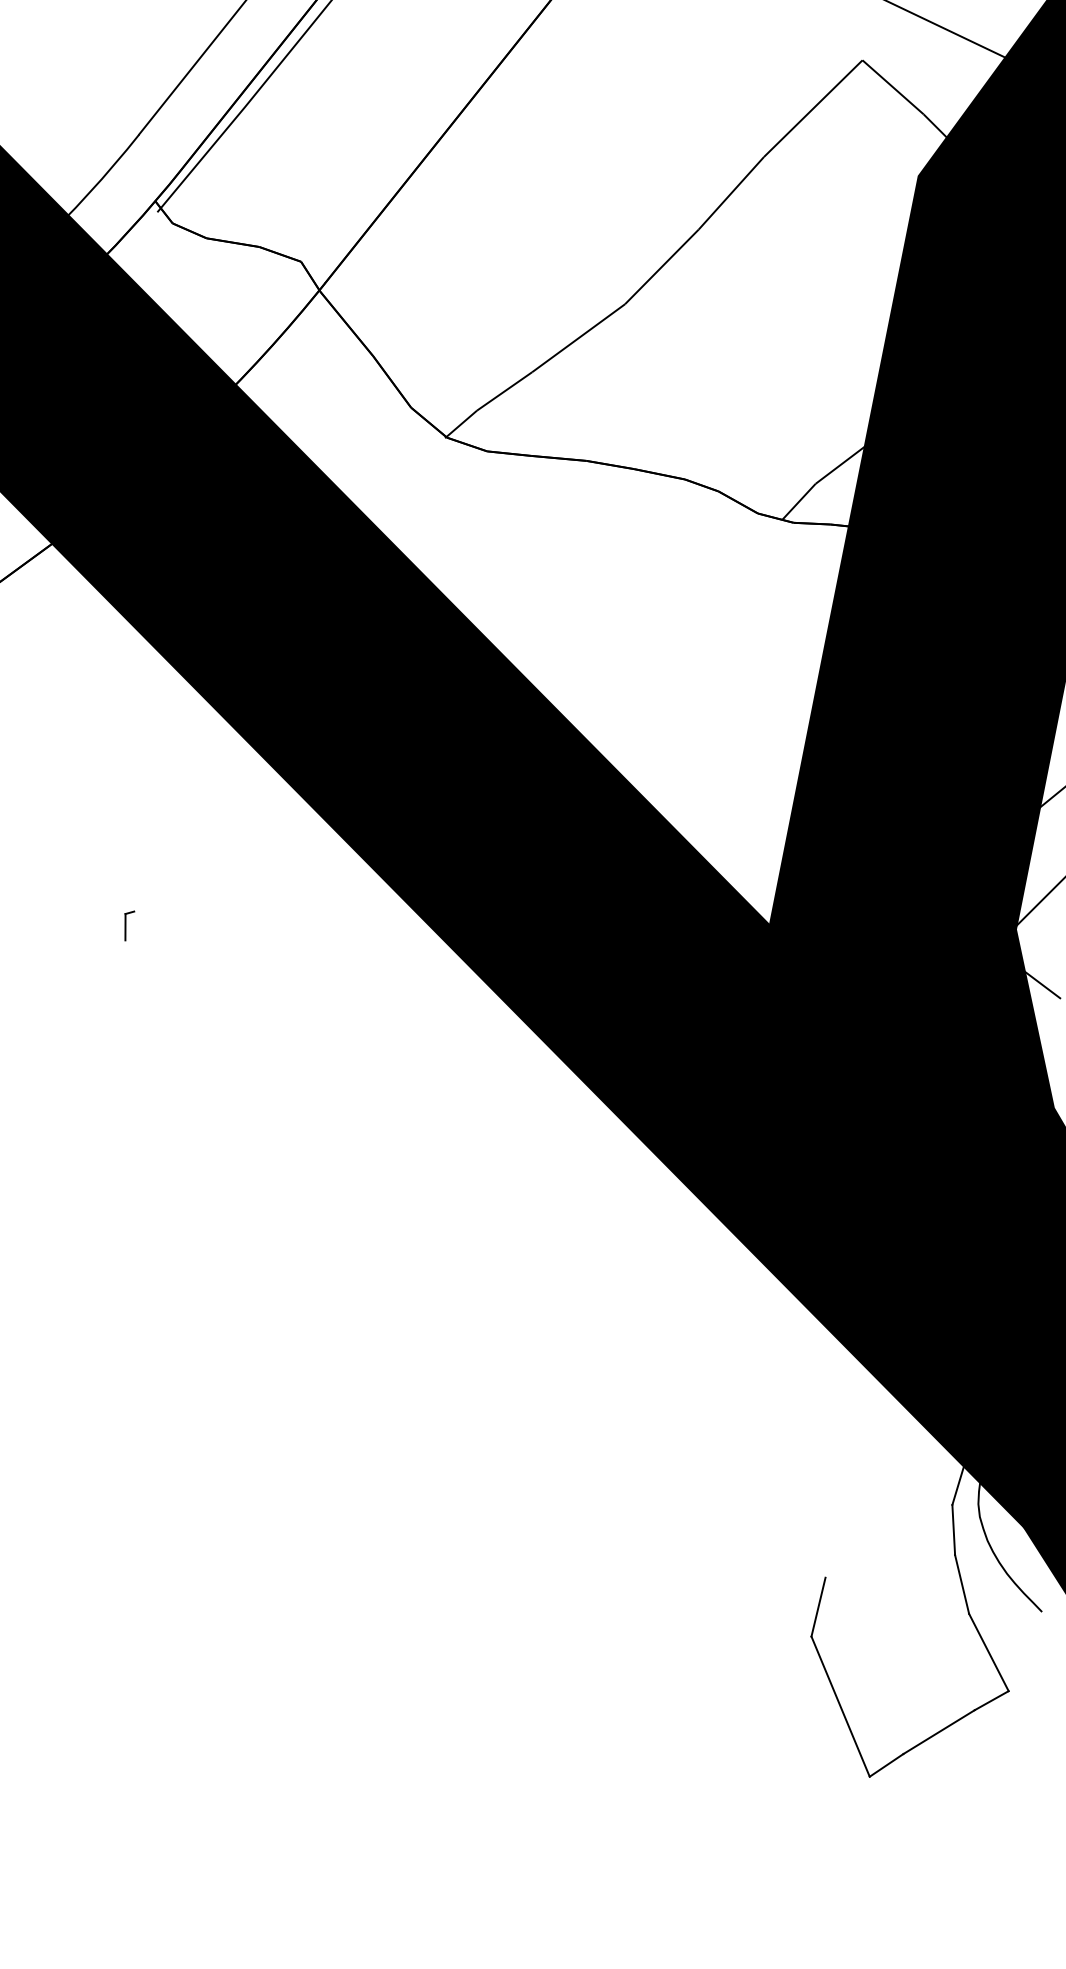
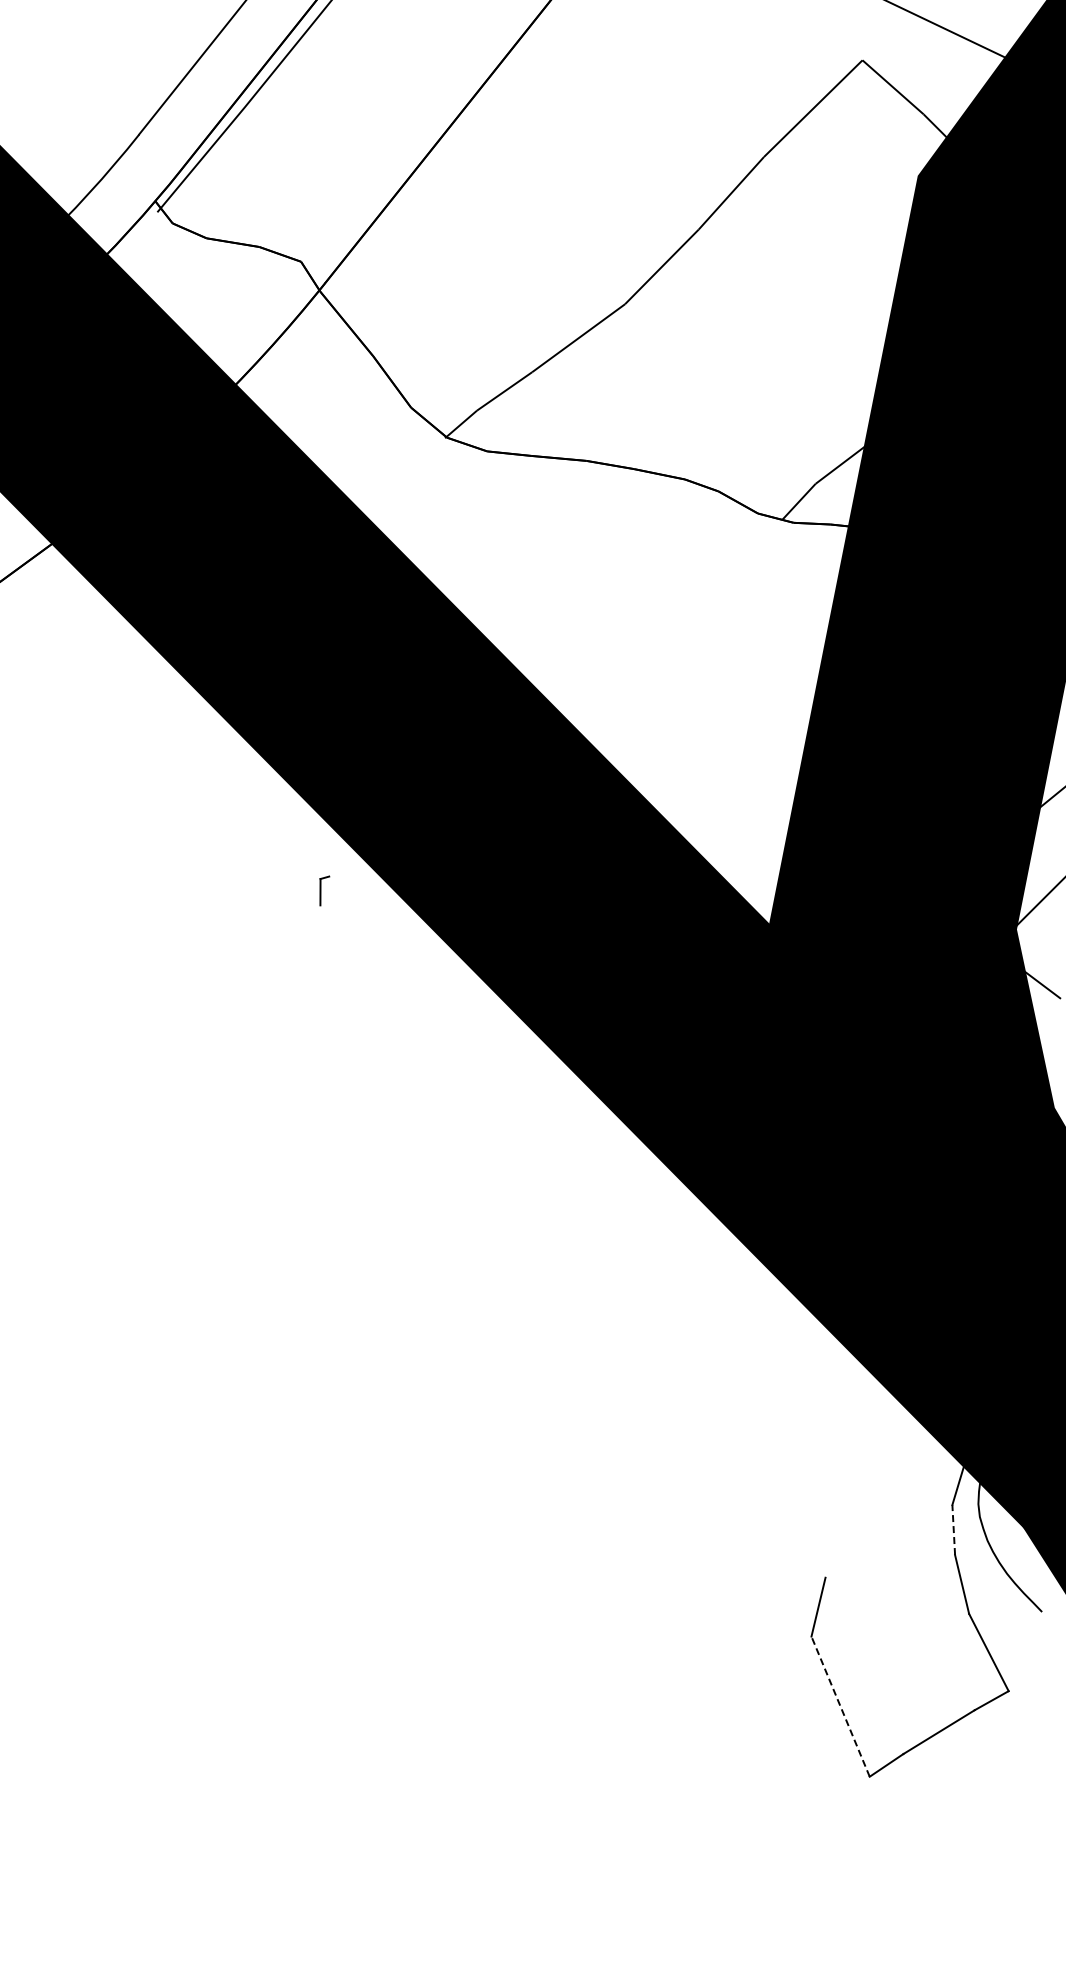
part position: (129, 925) -> (324, 890) (324, 890)
line: solid -> dashed (953, 1529)
line: solid -> dashed (840, 1706)
